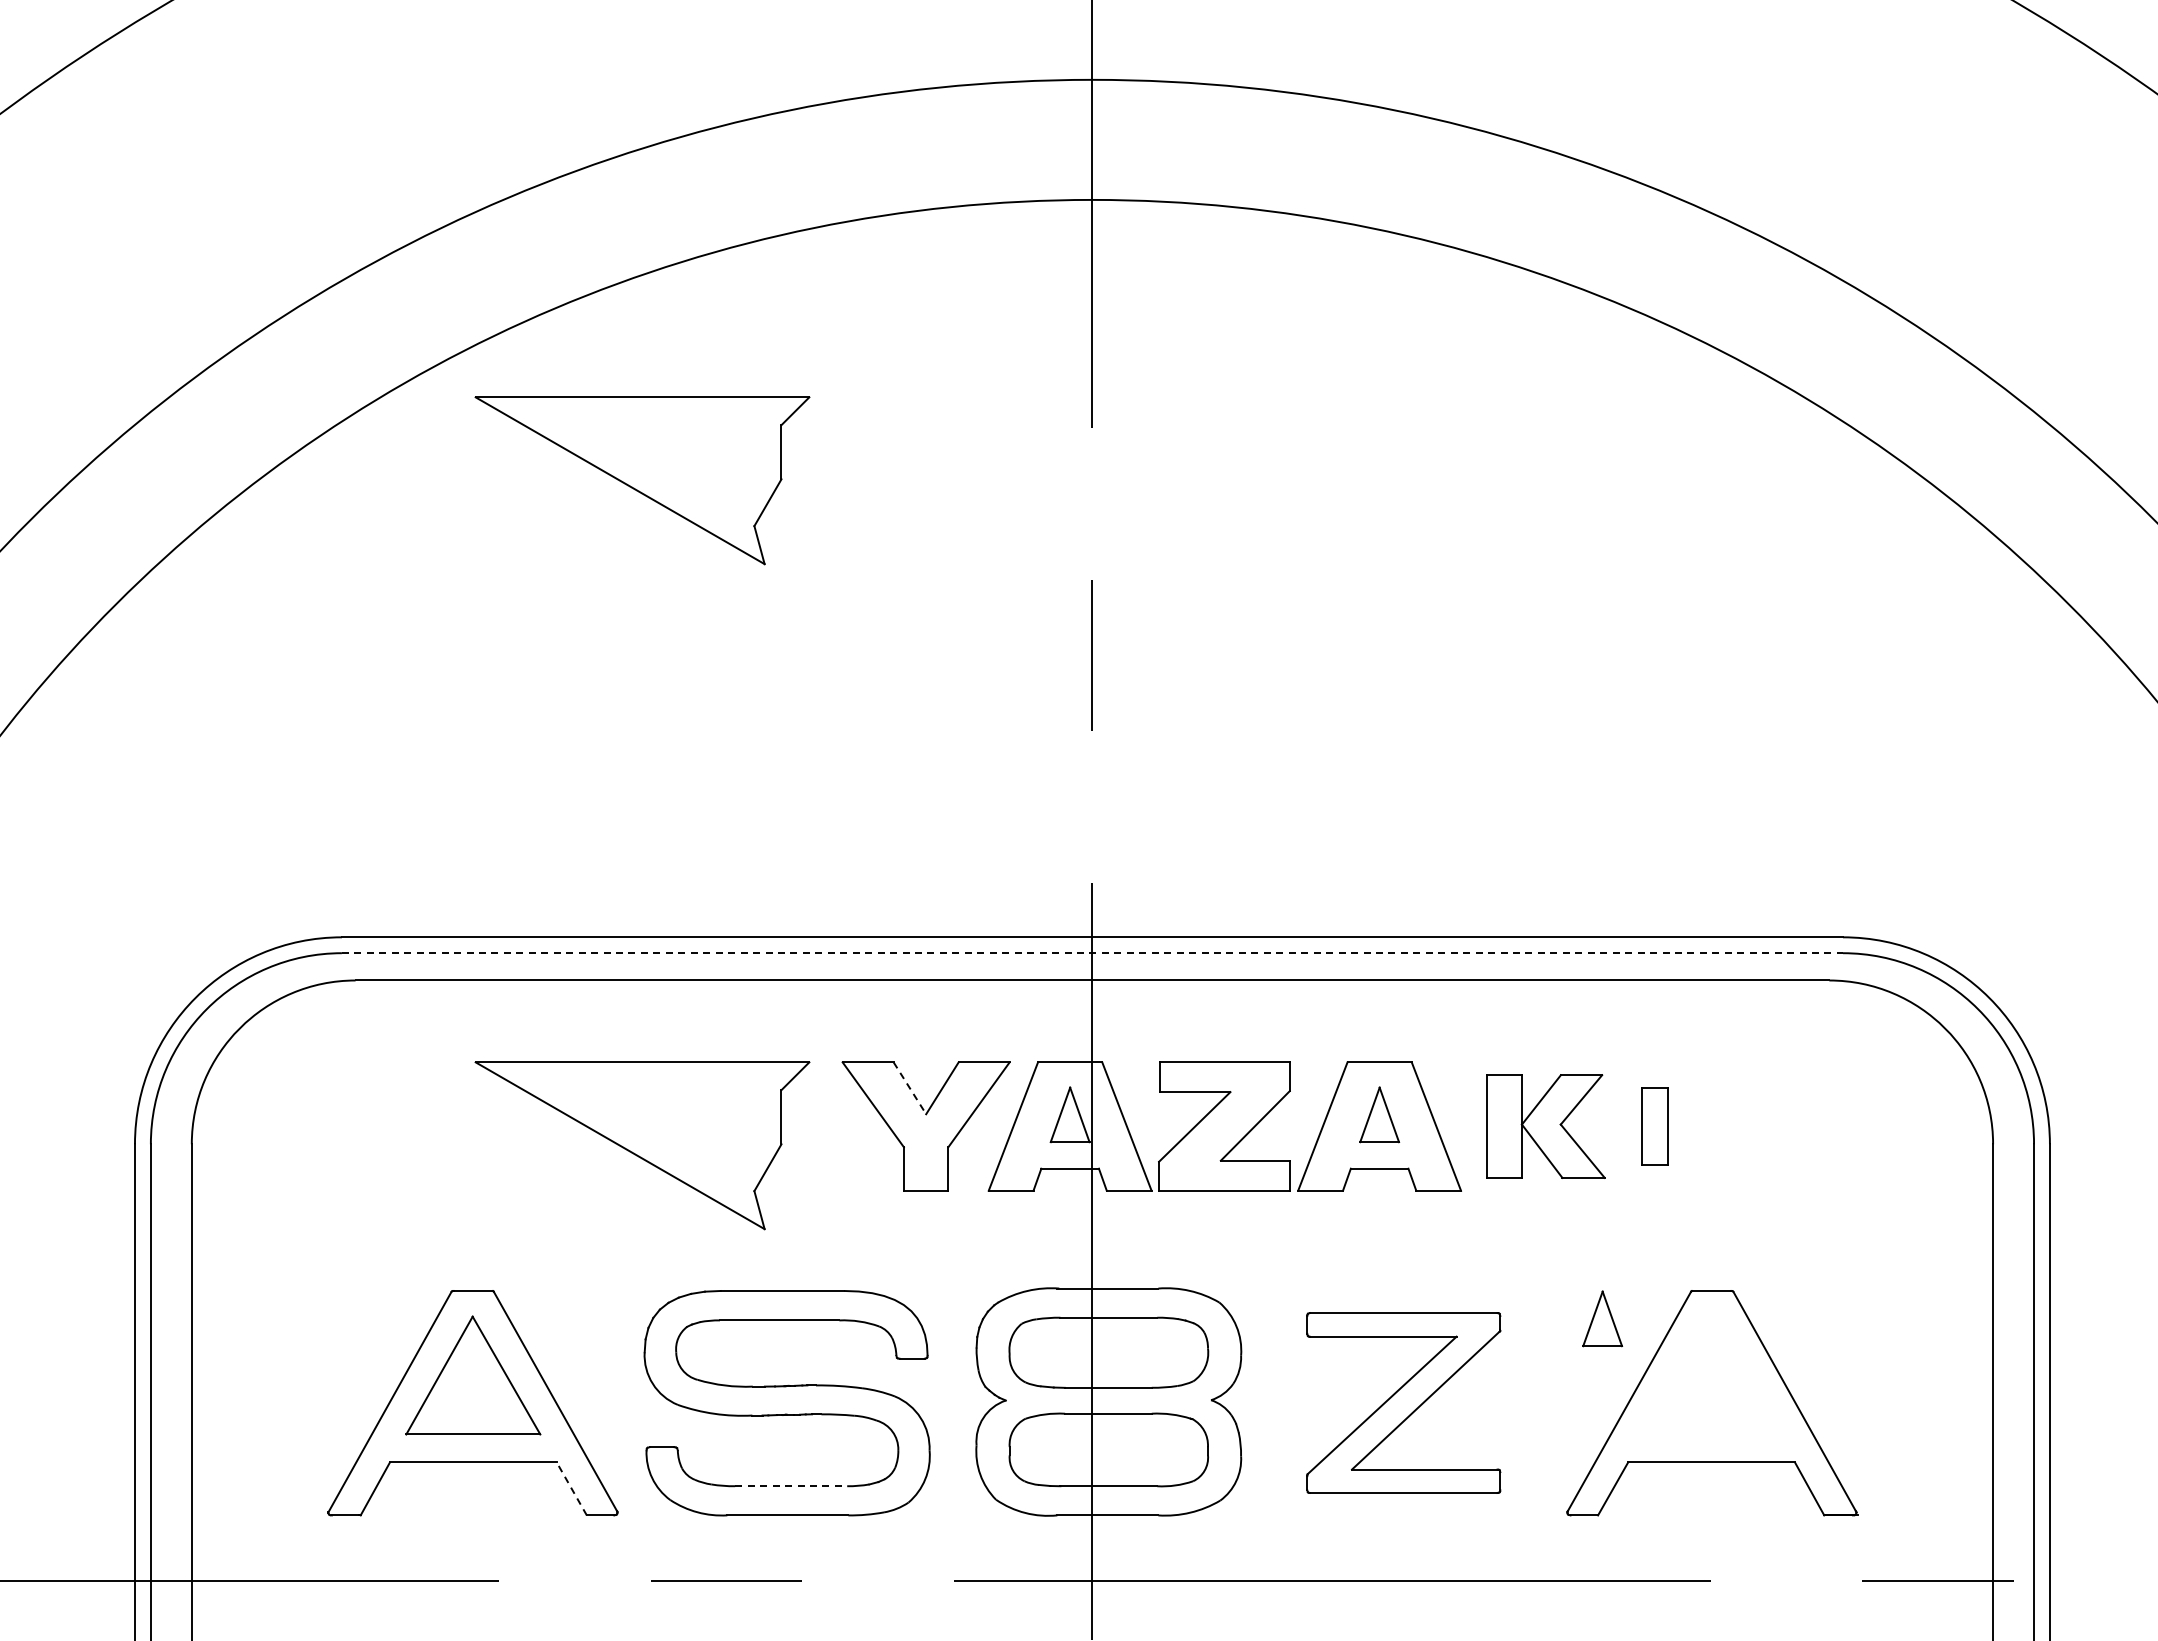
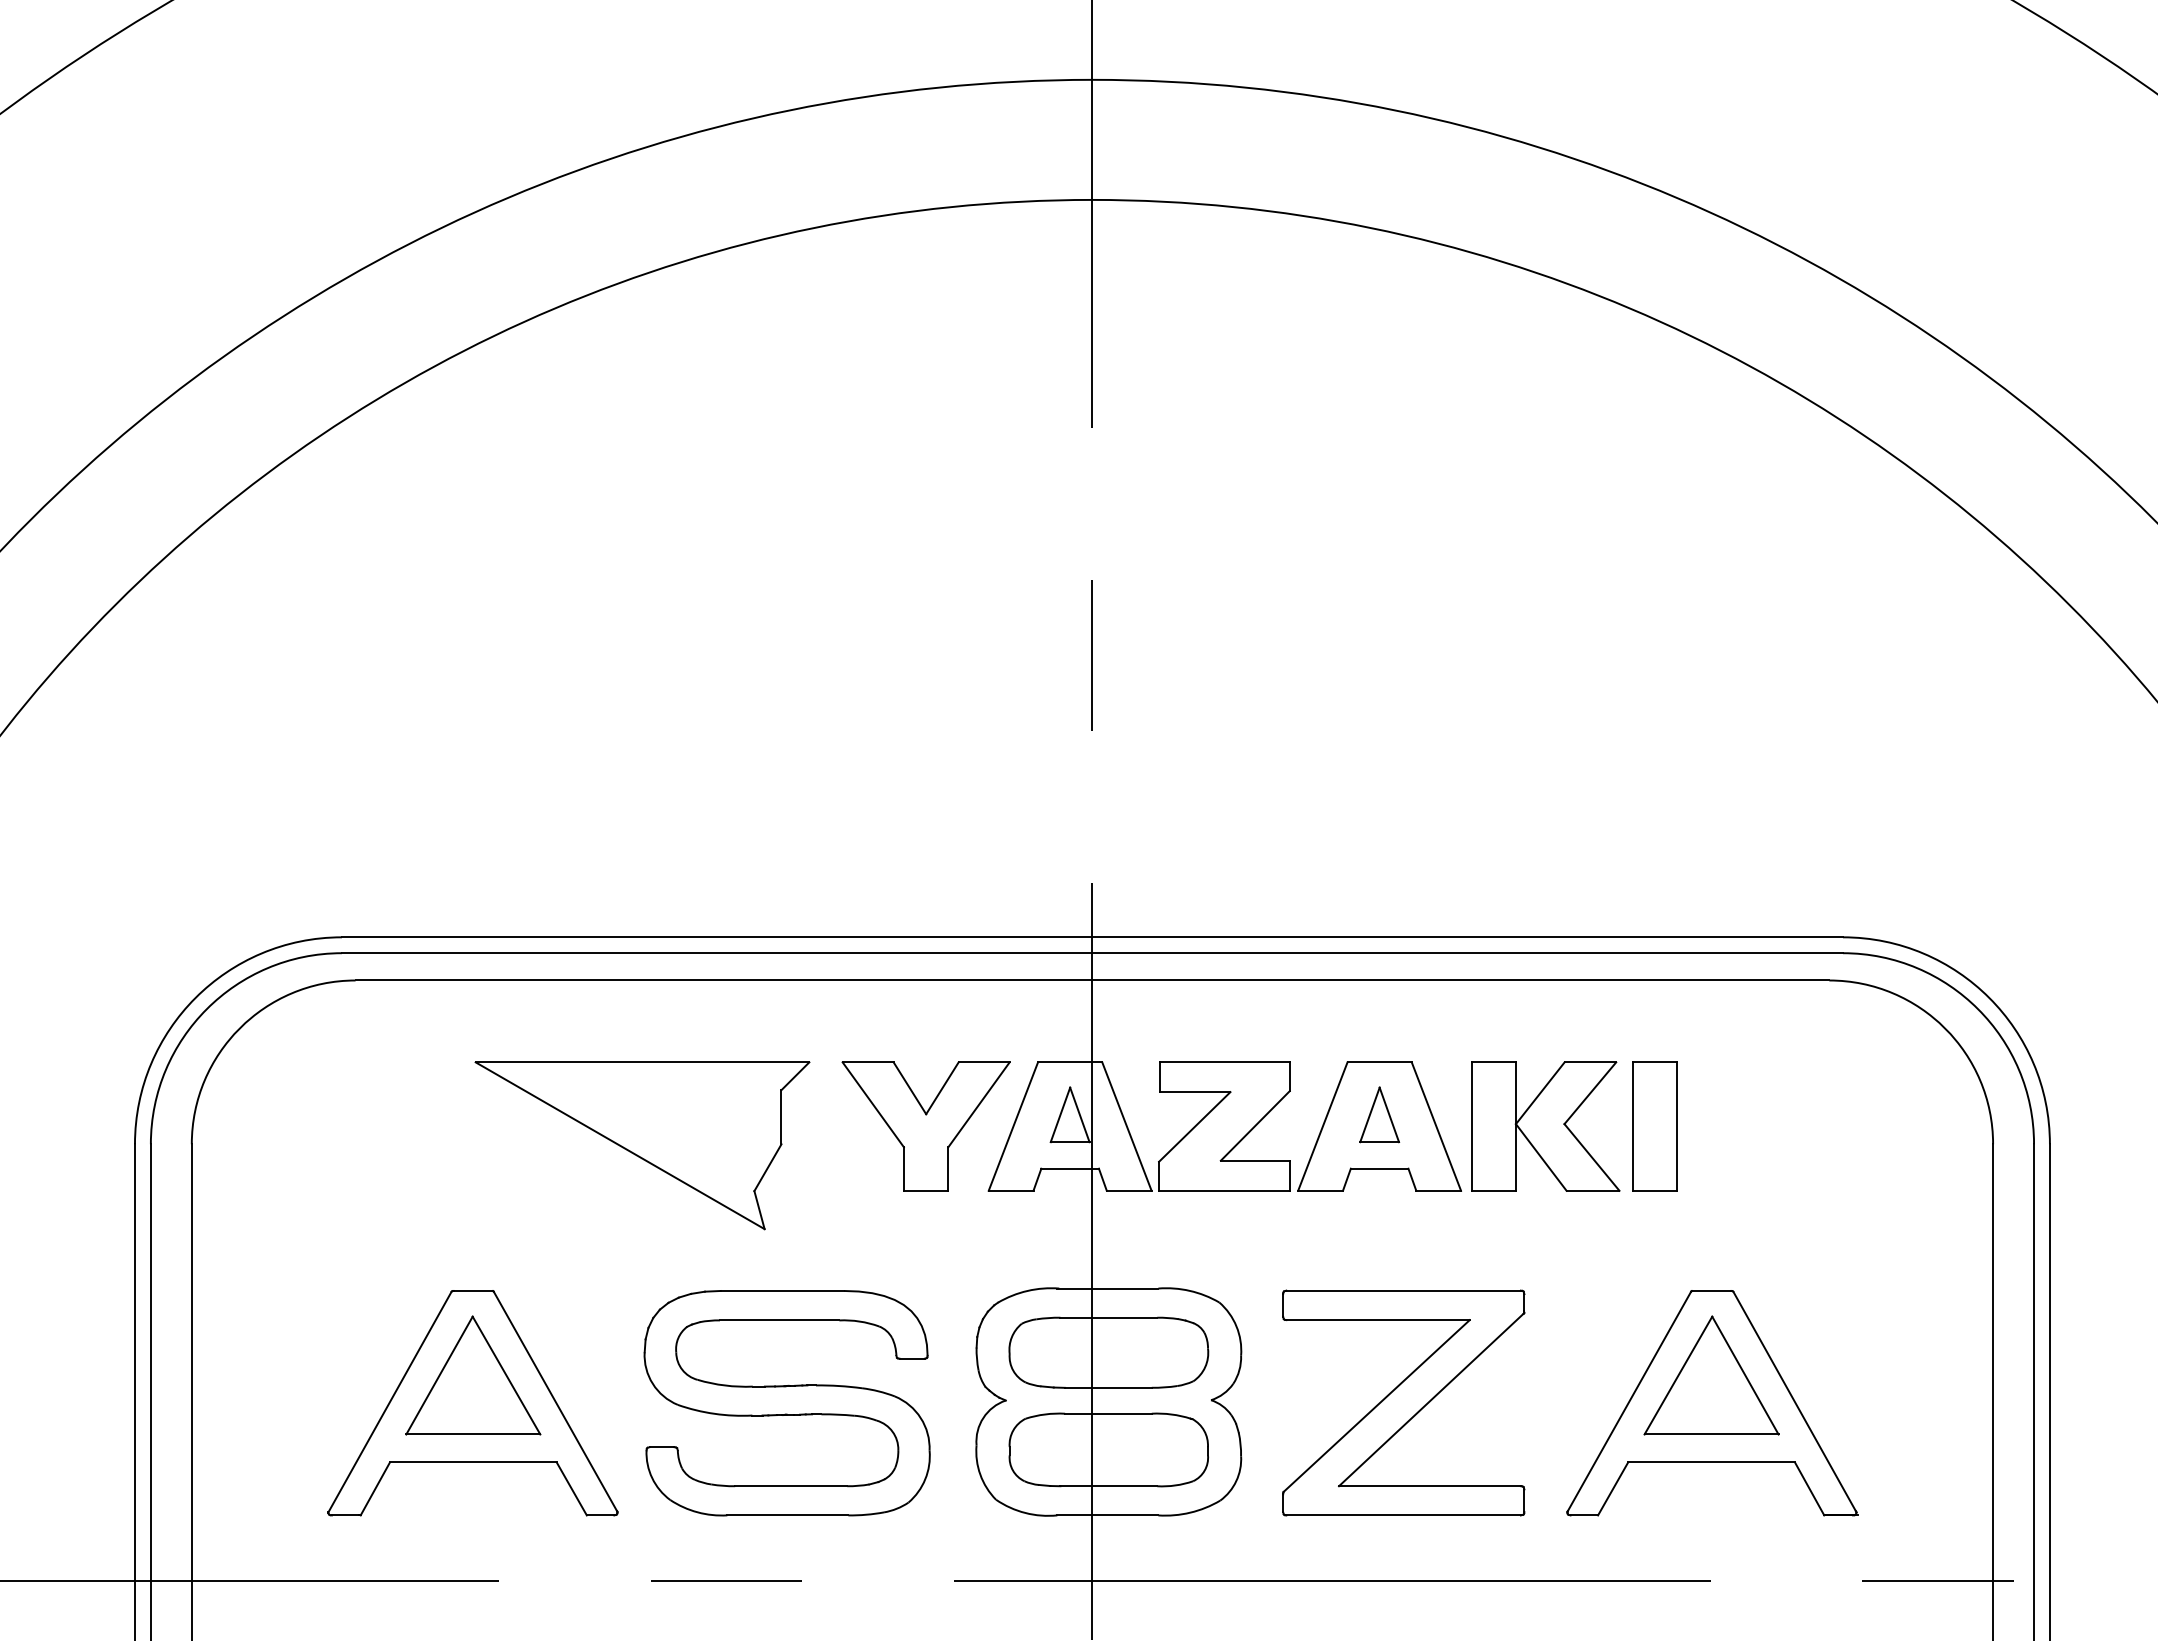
part: present -> none (642, 480)
line: dashed -> solid (1092, 953)
line: dashed -> solid (909, 1088)
part size: 120x105 px -> 150x131 px (1545, 1126)
part size: 28x79 px -> 46x131 px (1654, 1126)
part: present -> none (1602, 1318)
part: none -> present (1711, 1375)
part size: 196x182 px -> 244x228 px (1403, 1402)
line: dashed -> solid (791, 1486)
line: dashed -> solid (571, 1488)
